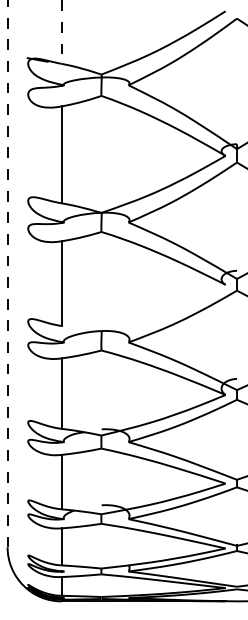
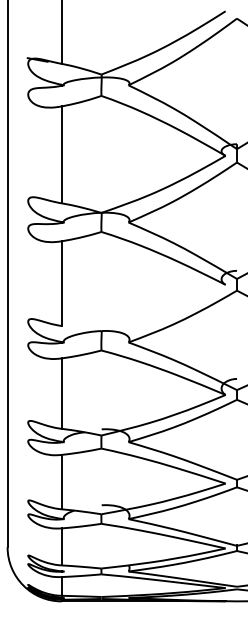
line: dashed -> solid (61, 31)
line: dashed -> solid (7, 273)
